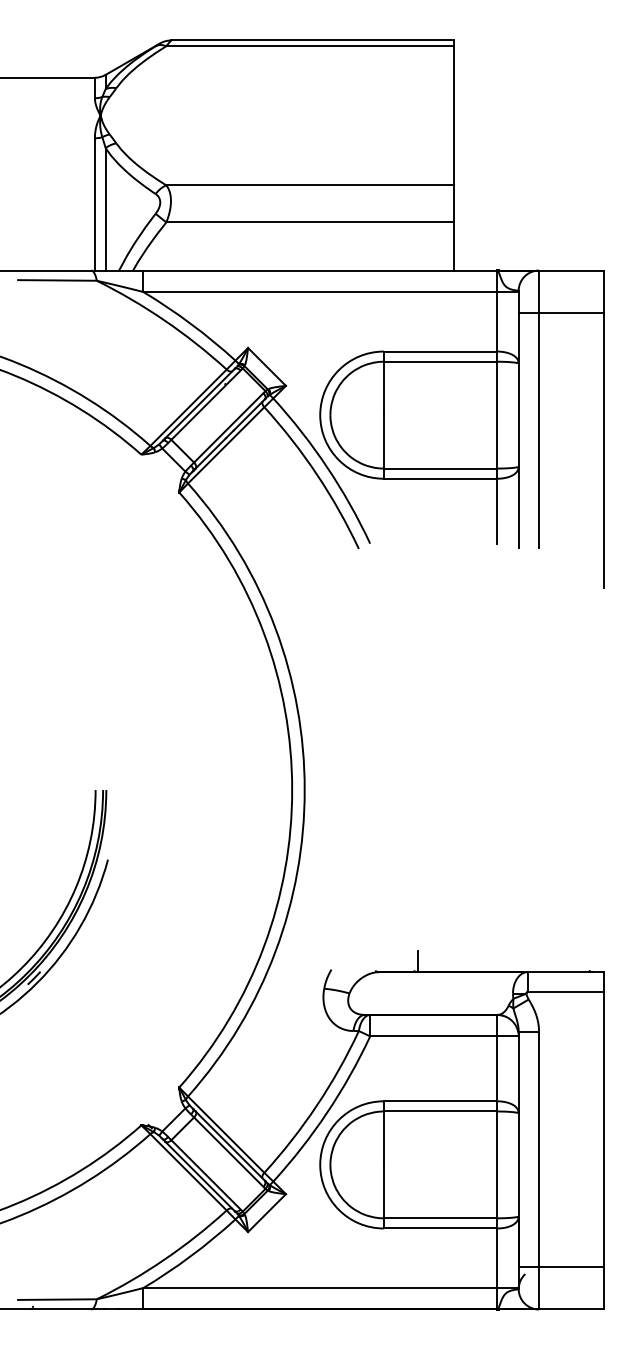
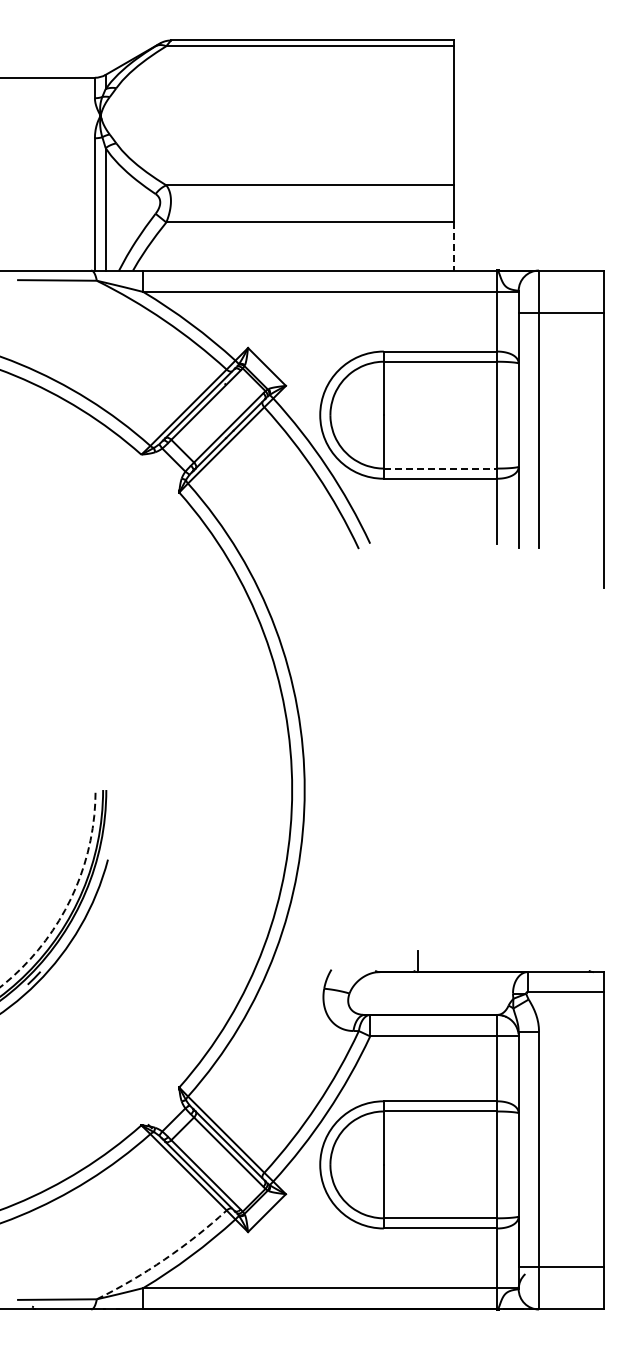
line: solid -> dashed (454, 247)
line: solid -> dashed (440, 468)
arc: solid -> dashed (69, 900)
arc: solid -> dashed (164, 1259)
